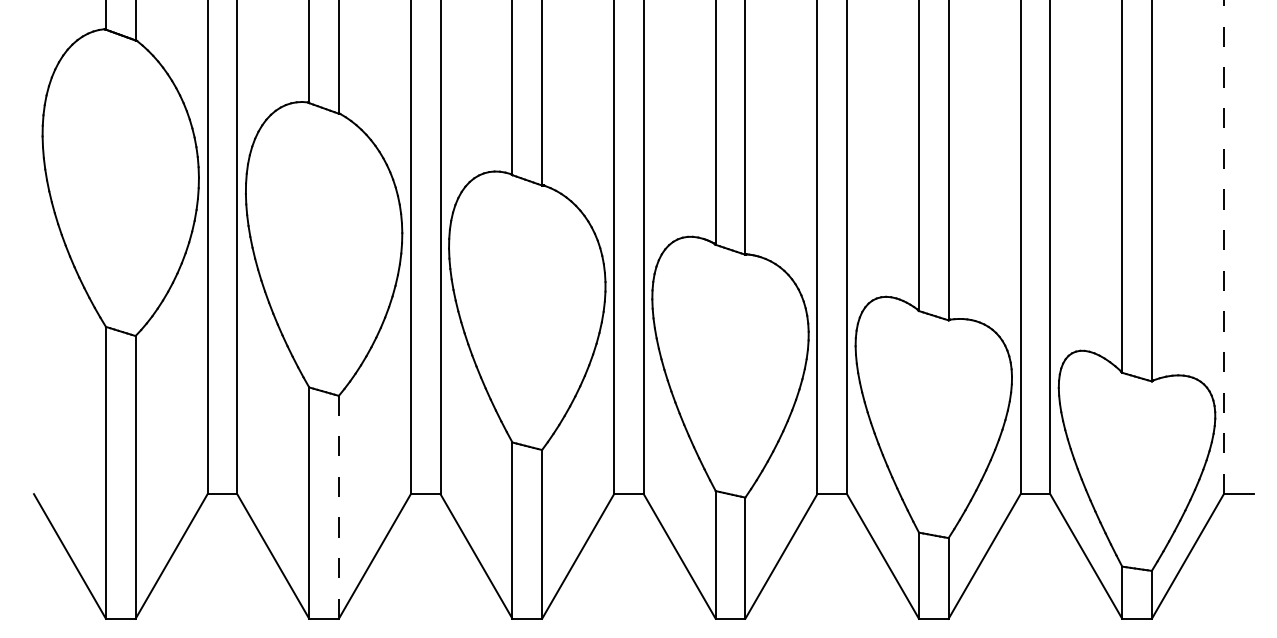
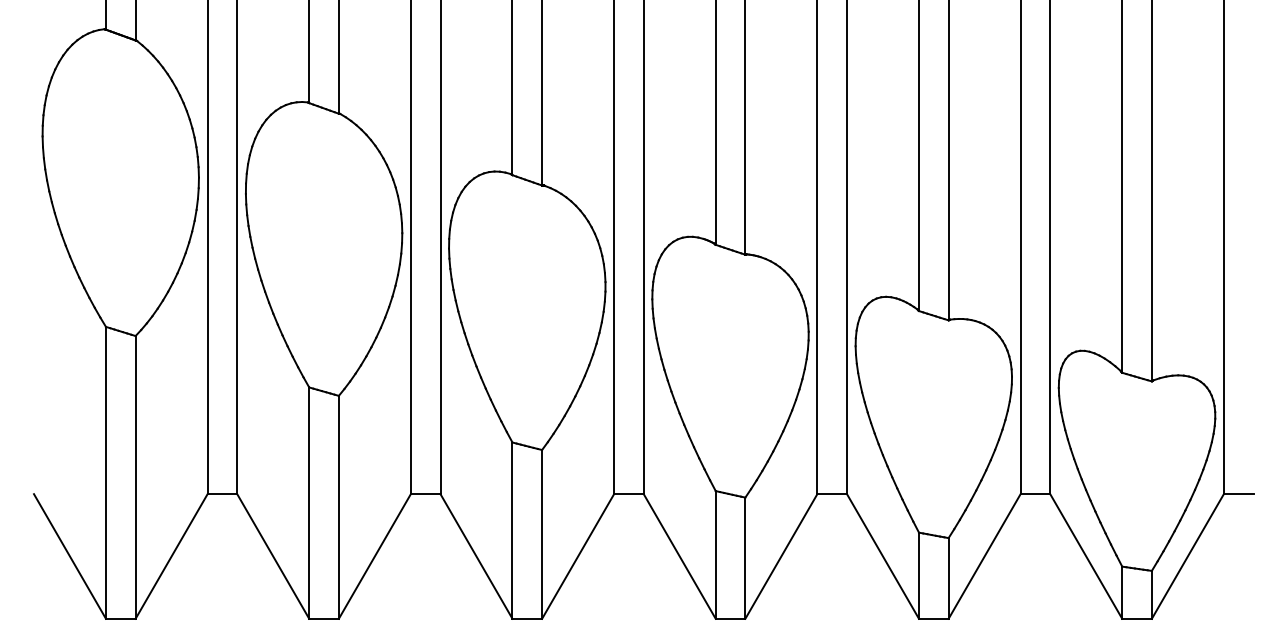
line: dashed -> solid (1223, 247)
line: dashed -> solid (338, 506)
